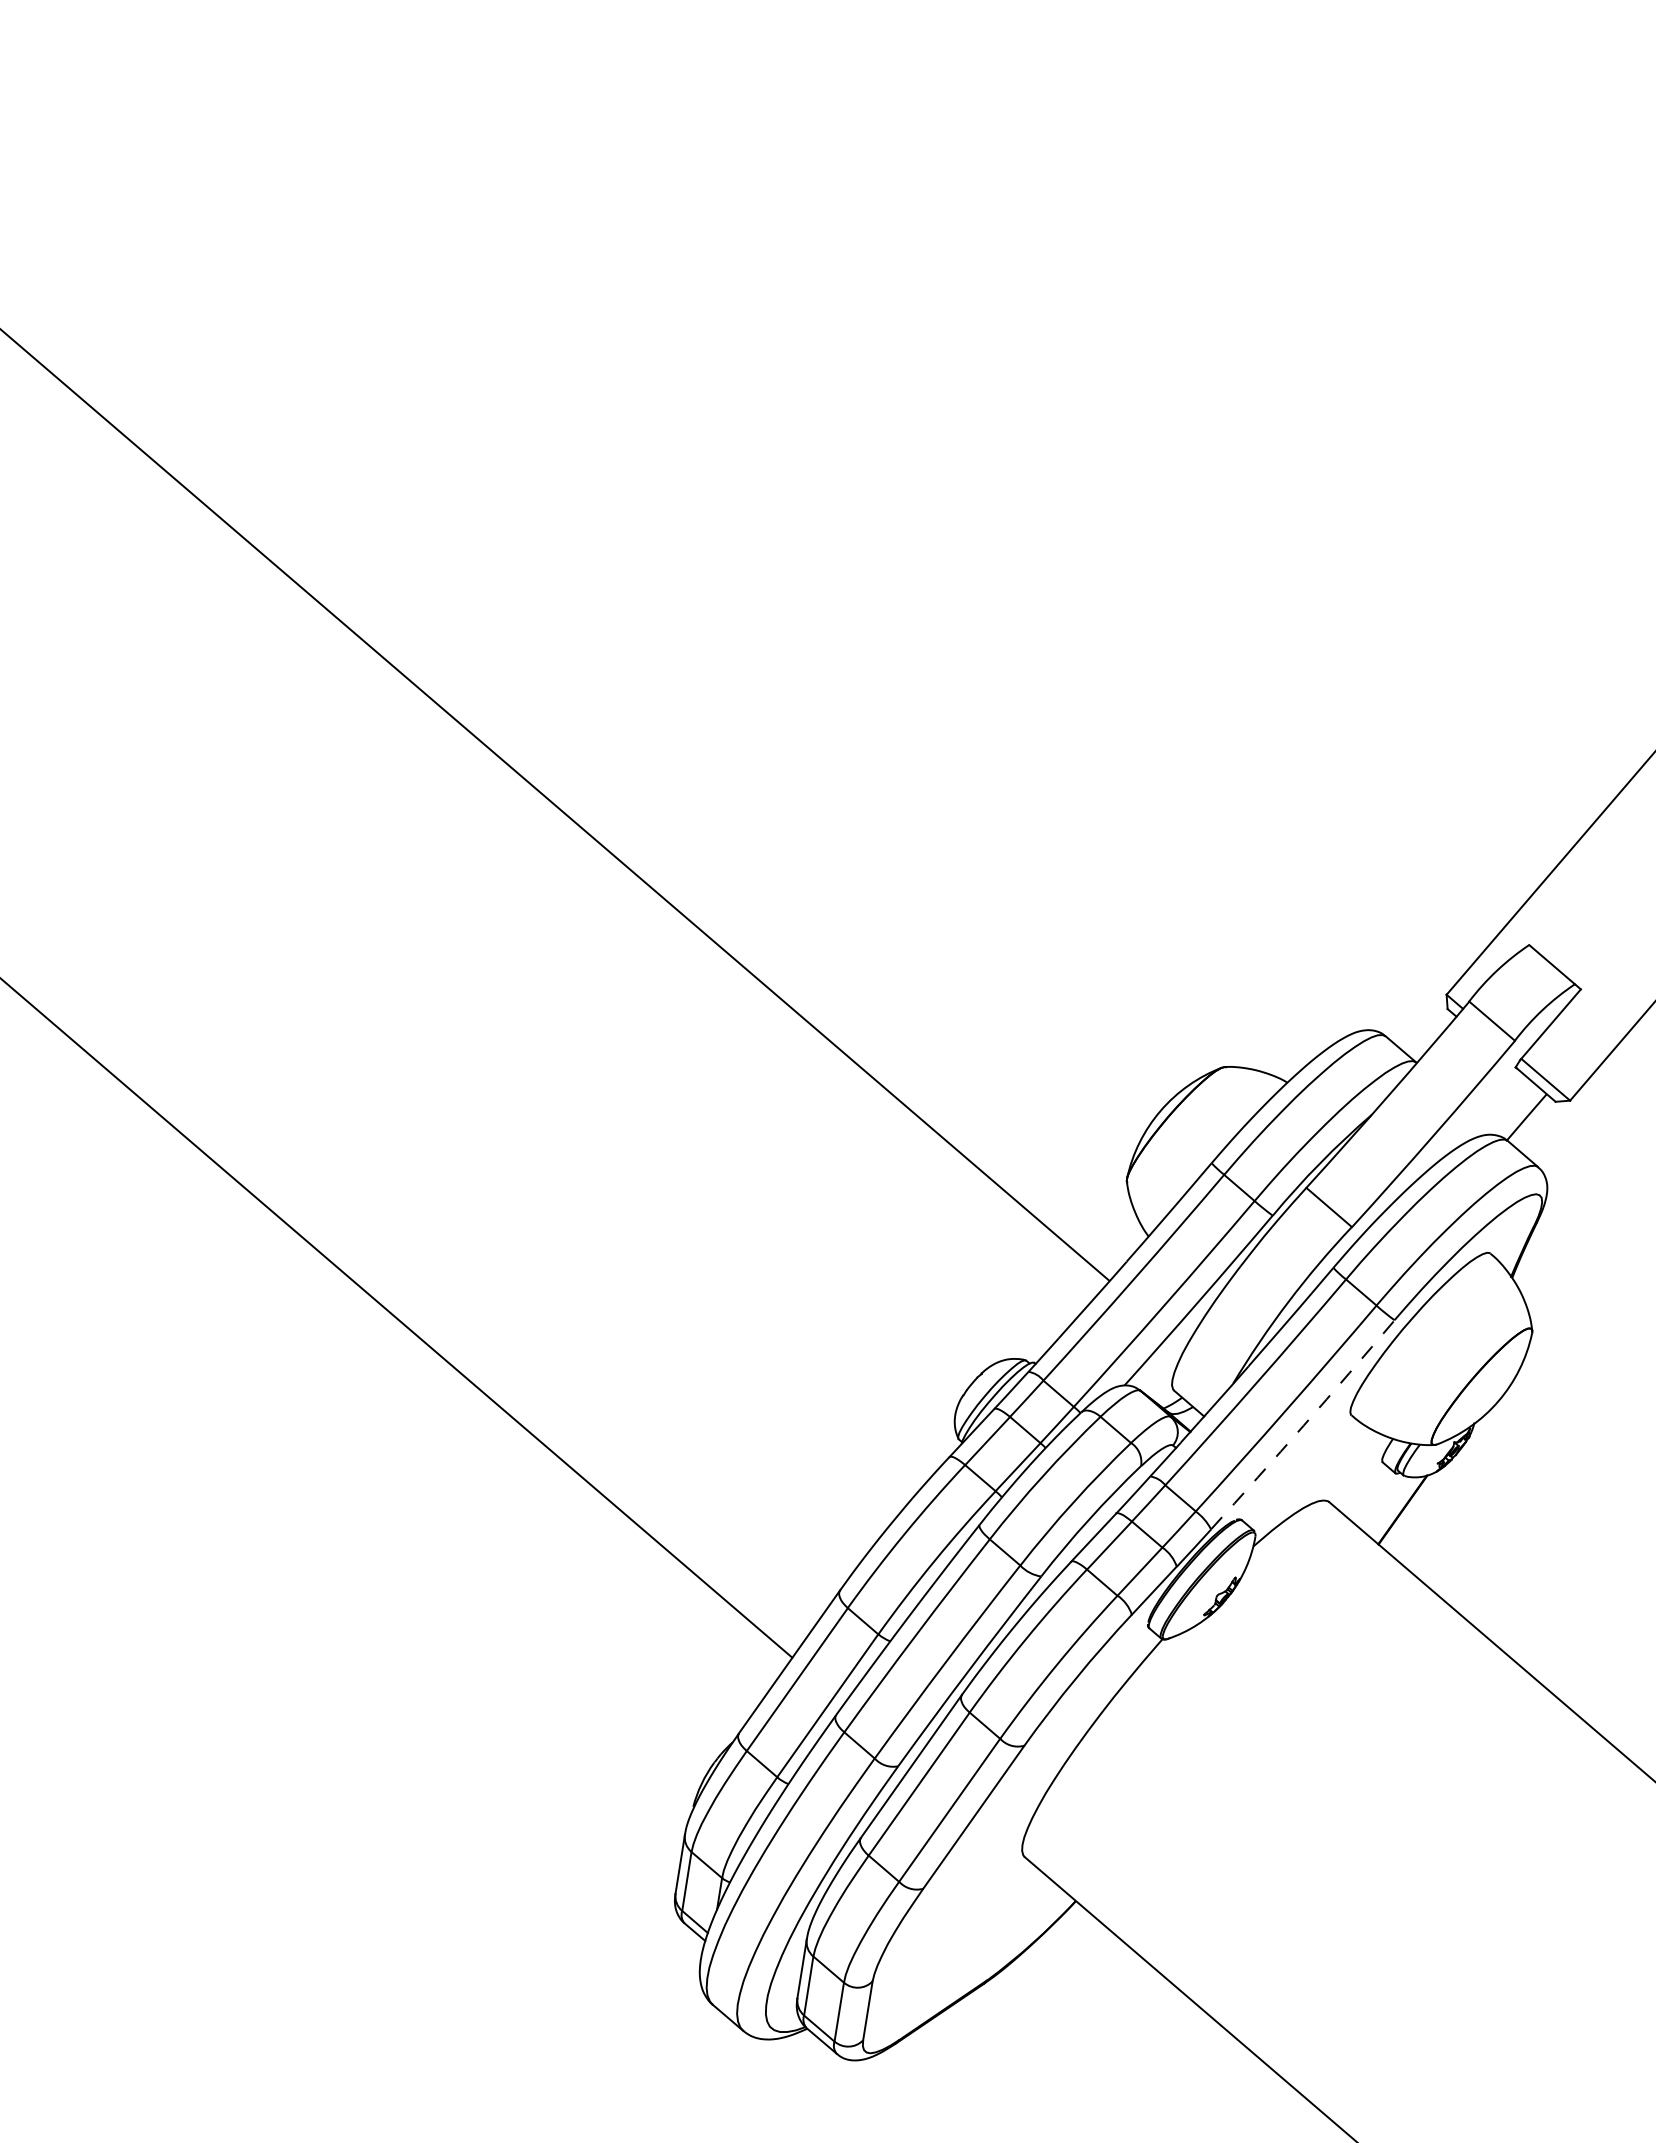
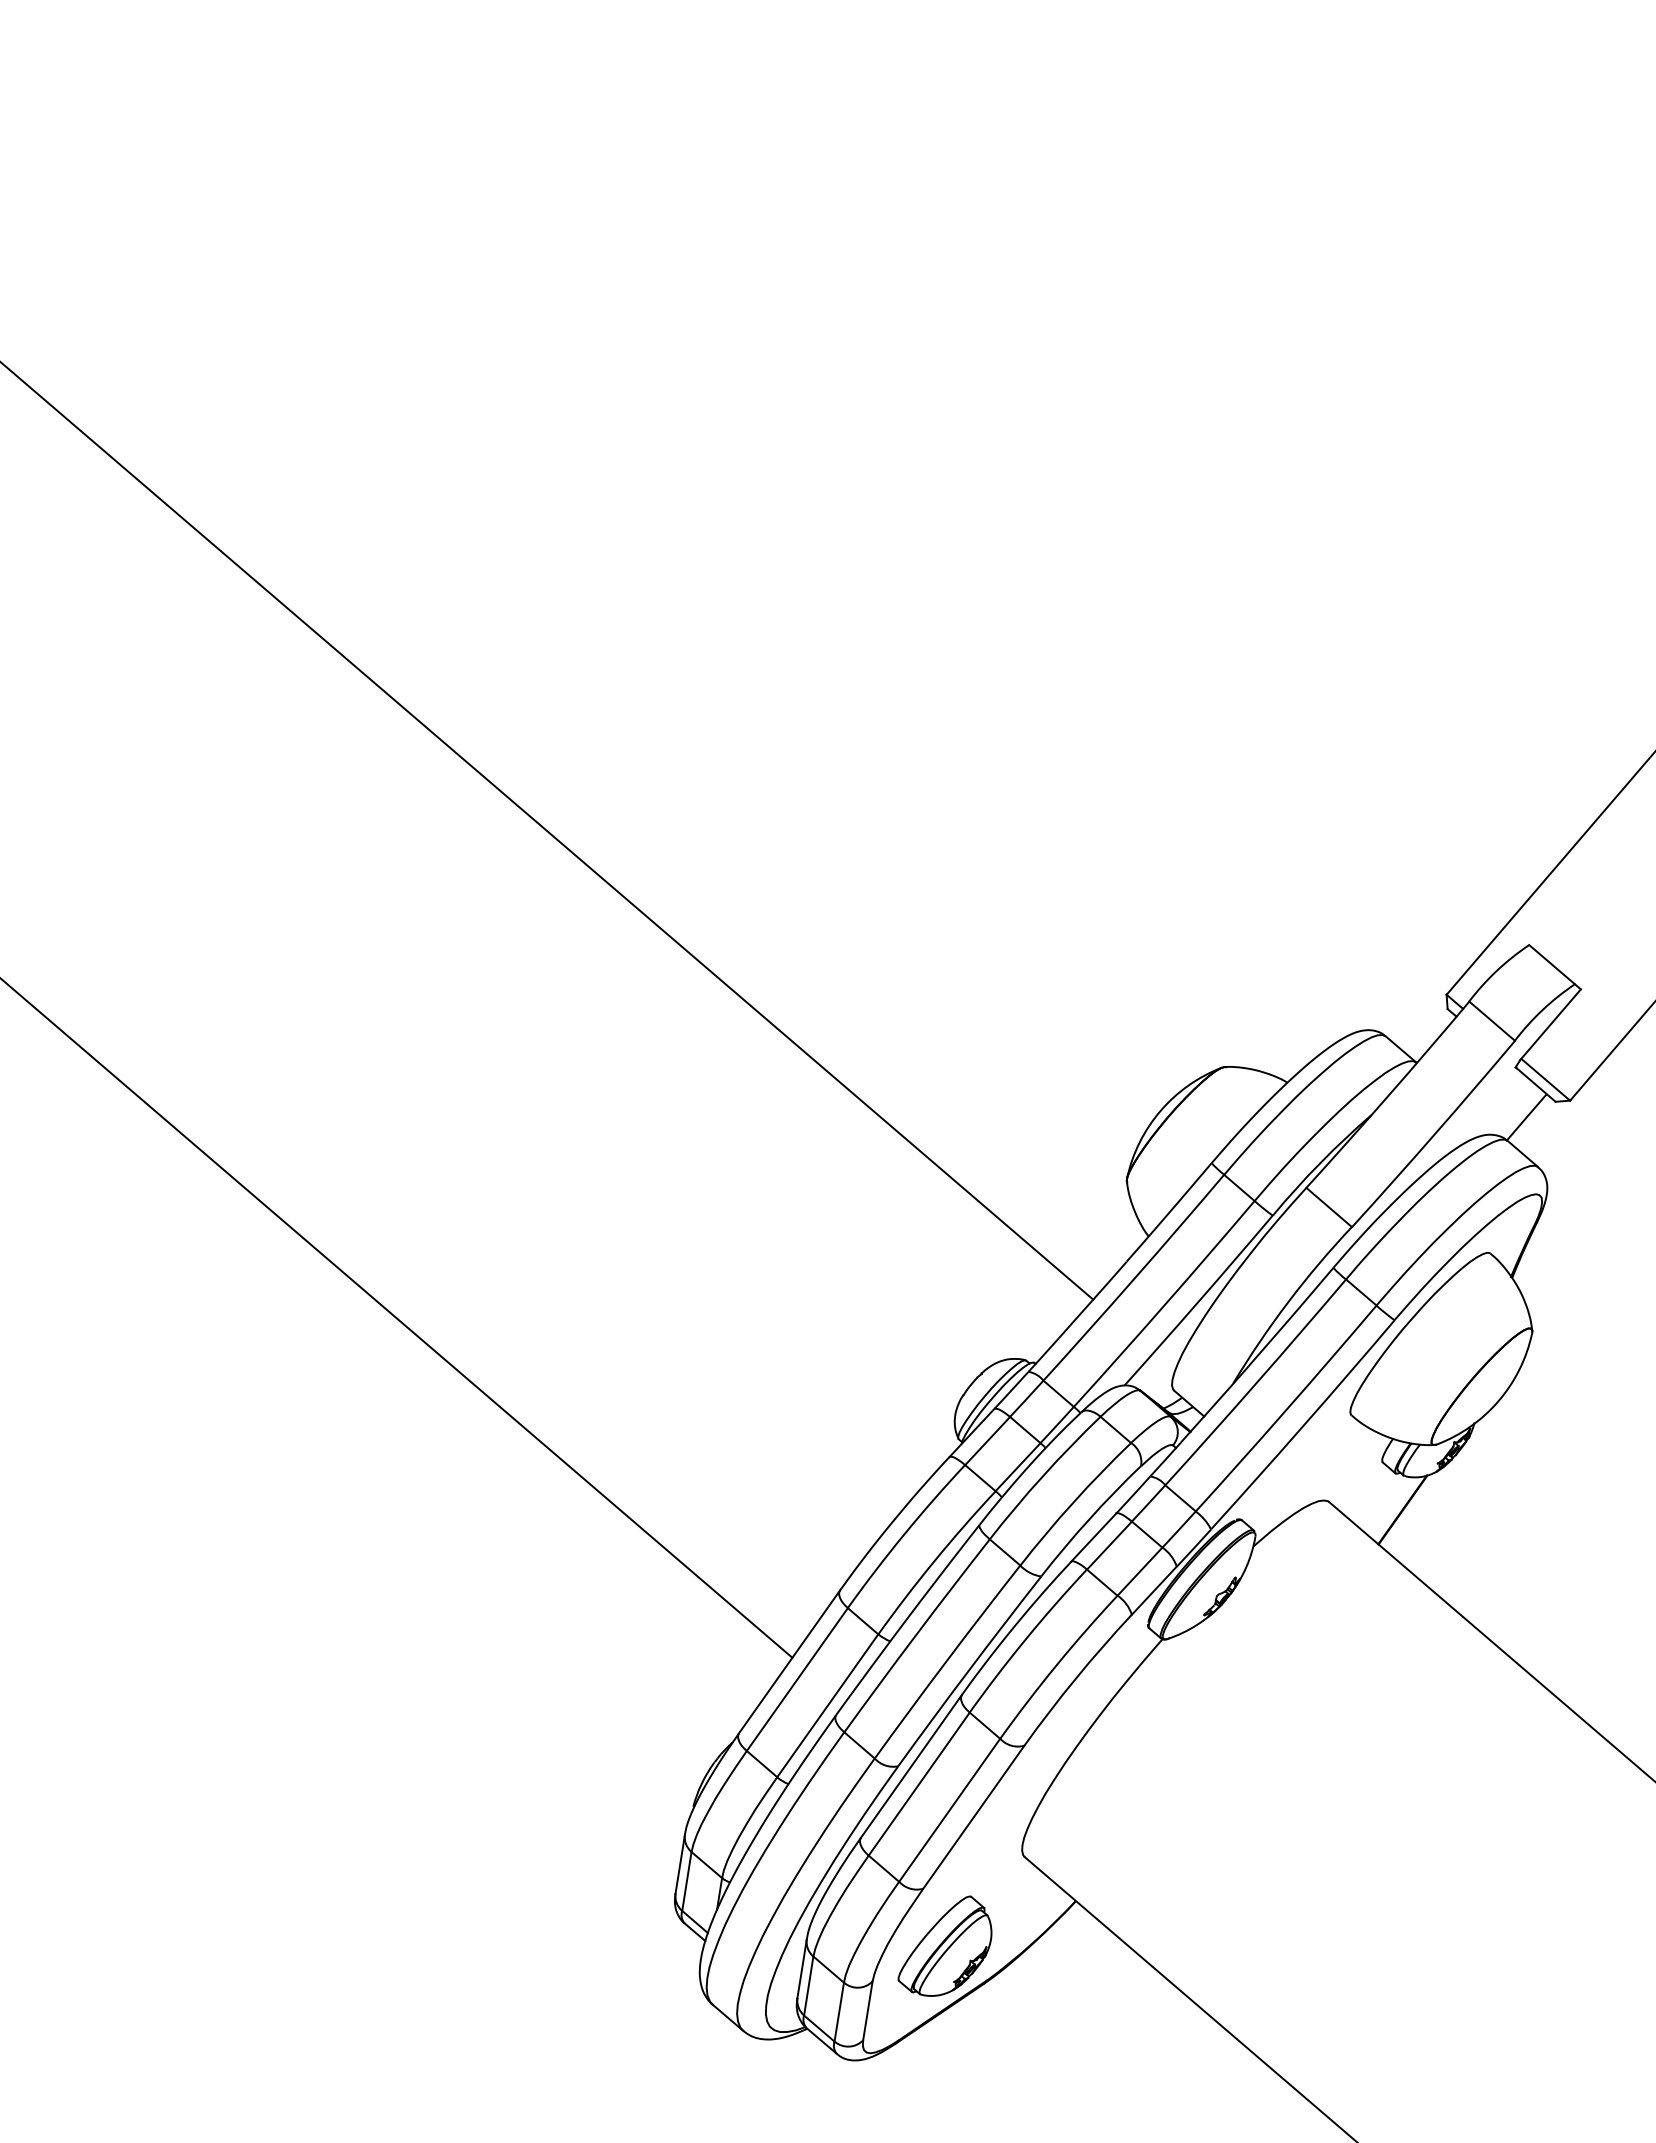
line position: (555, 805) -> (547, 831) (547, 831)
arc: dashed -> solid (1303, 1425)
part: none -> present (944, 1945)
